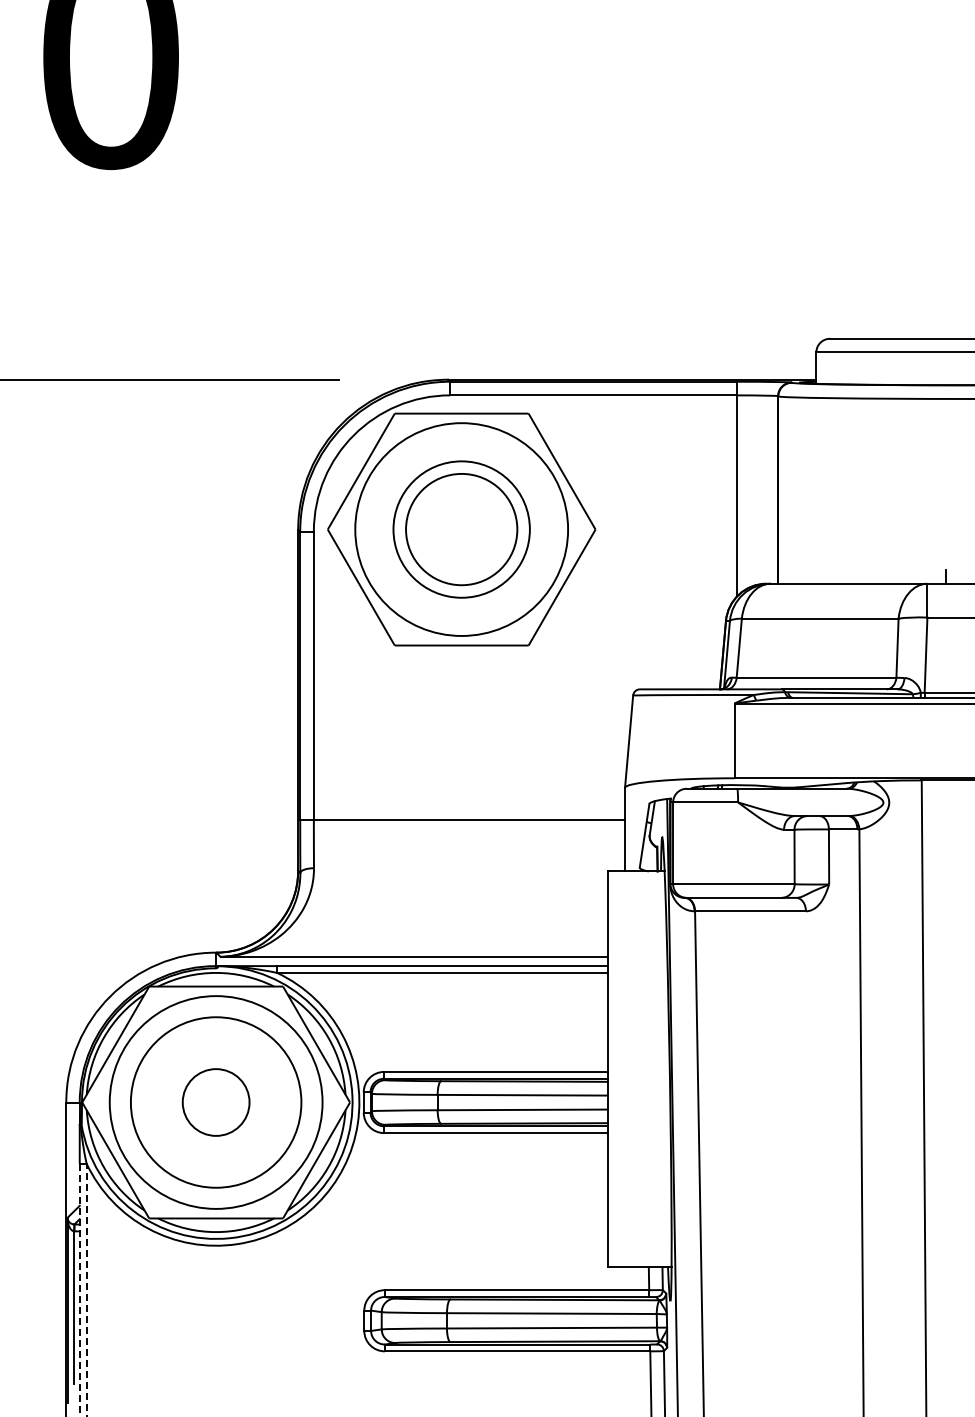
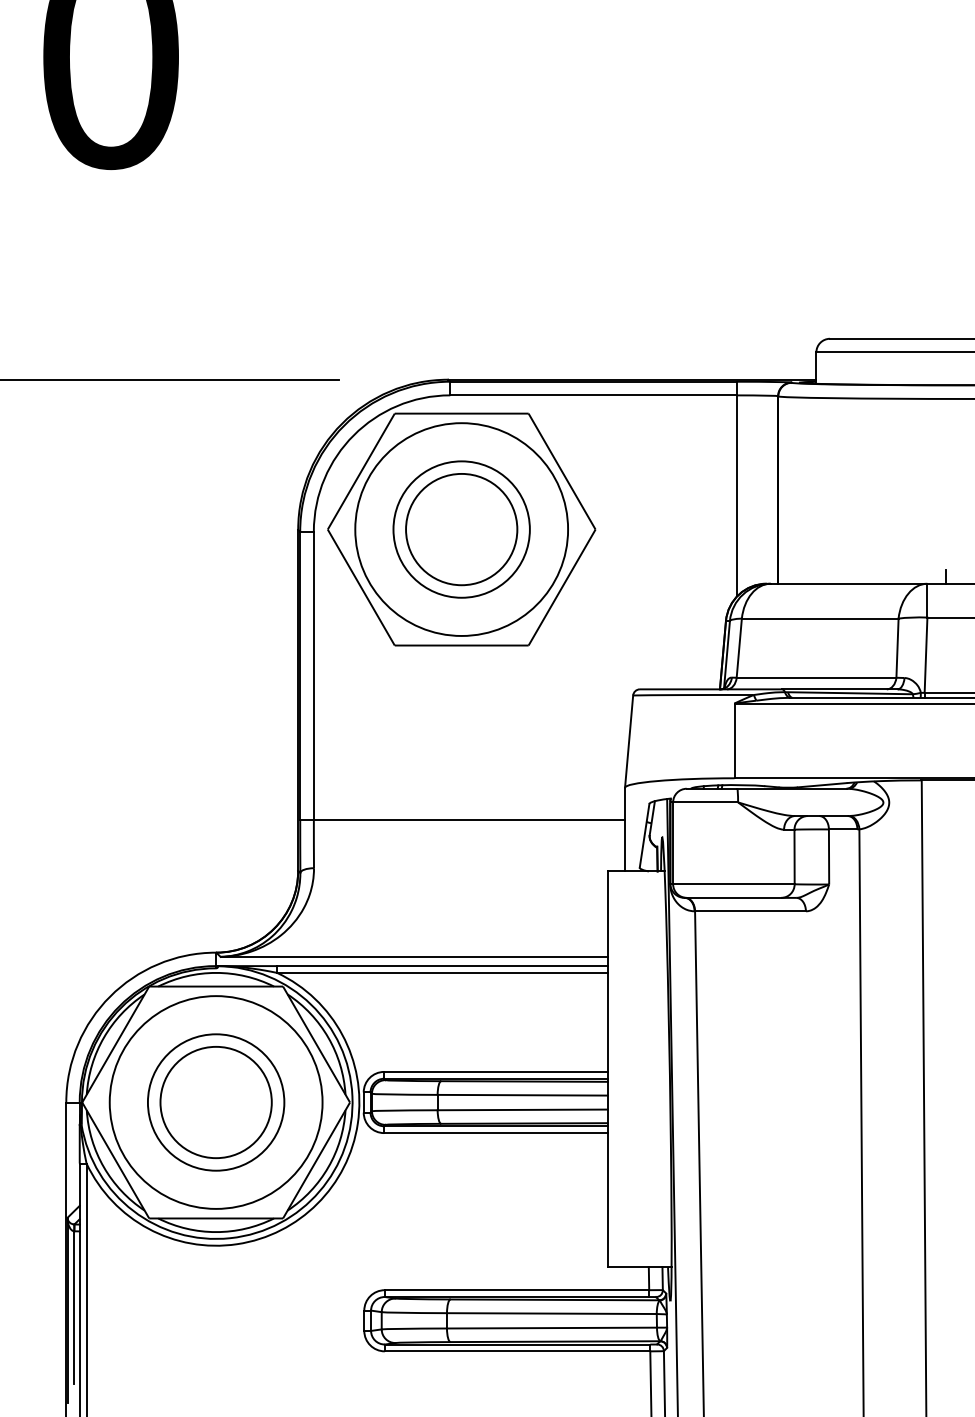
circle diameter: 171 px -> 136 px (215, 1102)
circle diameter: 67 px -> 111 px (215, 1102)
line: dashed -> solid (79, 1290)
line: dashed -> solid (86, 1290)
